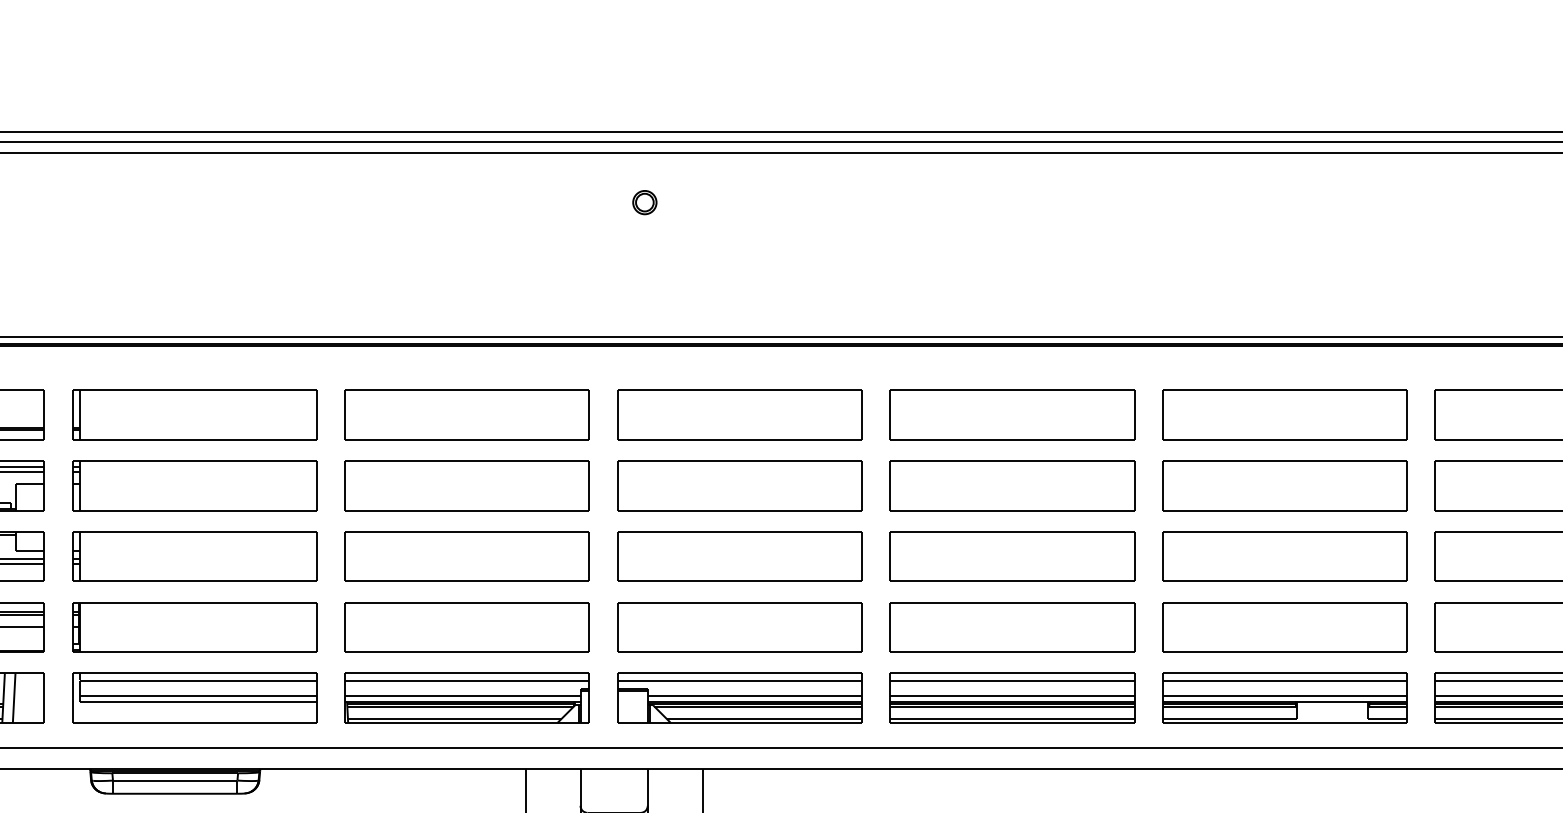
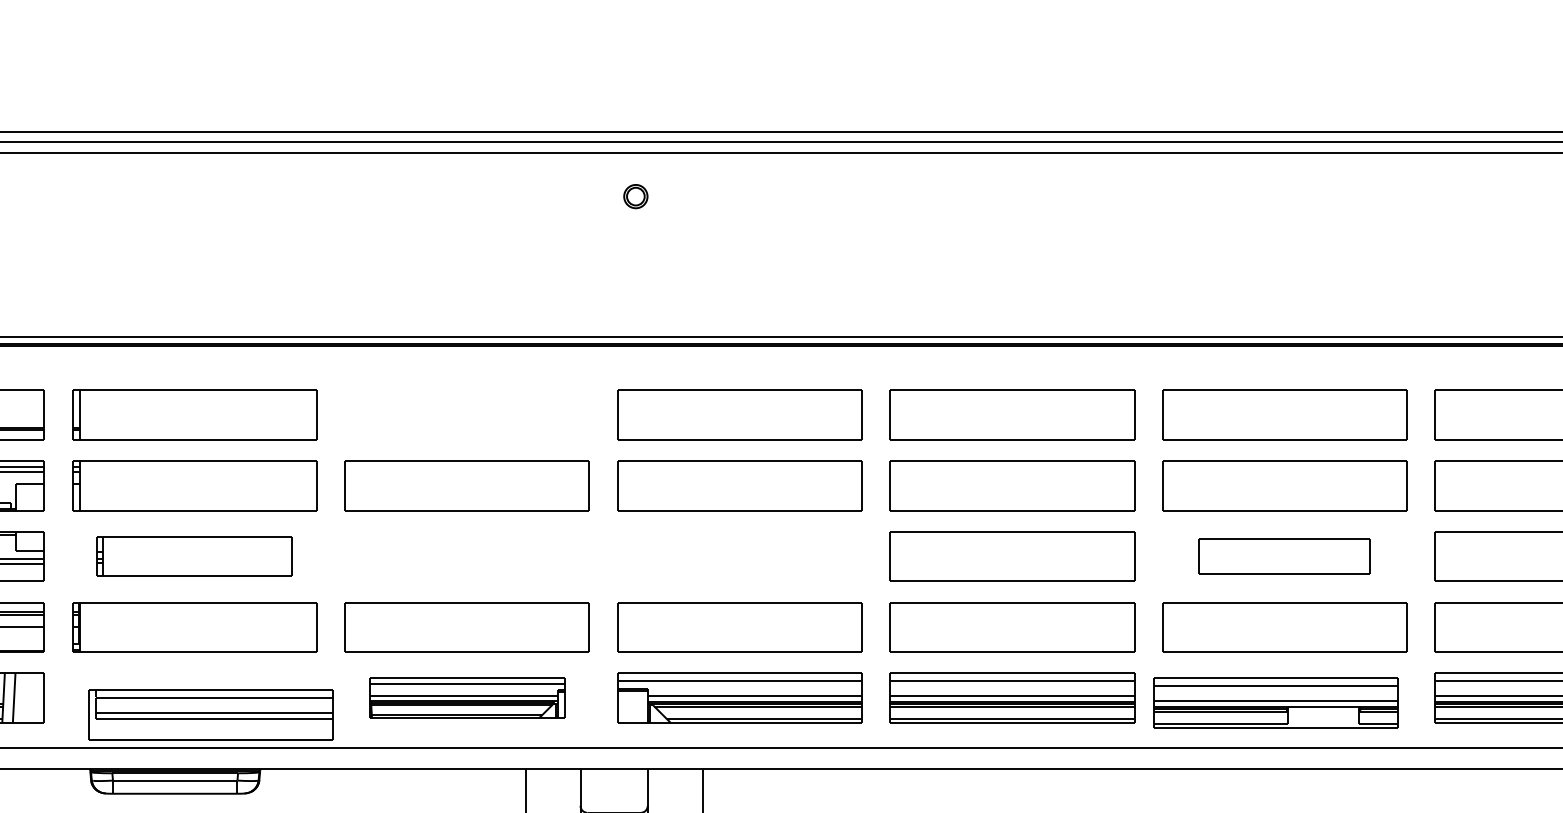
part position: (644, 202) -> (635, 196) (635, 196)
part: present -> none (466, 414)
part size: 246x51 px -> 197x41 px (194, 556)
part: present -> none (466, 556)
part: present -> none (739, 556)
part size: 246x51 px -> 173x37 px (1284, 556)
part position: (194, 697) -> (210, 714) (210, 714)
part size: 246x52 px -> 197x42 px (467, 697)
part position: (1284, 697) -> (1275, 702) (1275, 702)
